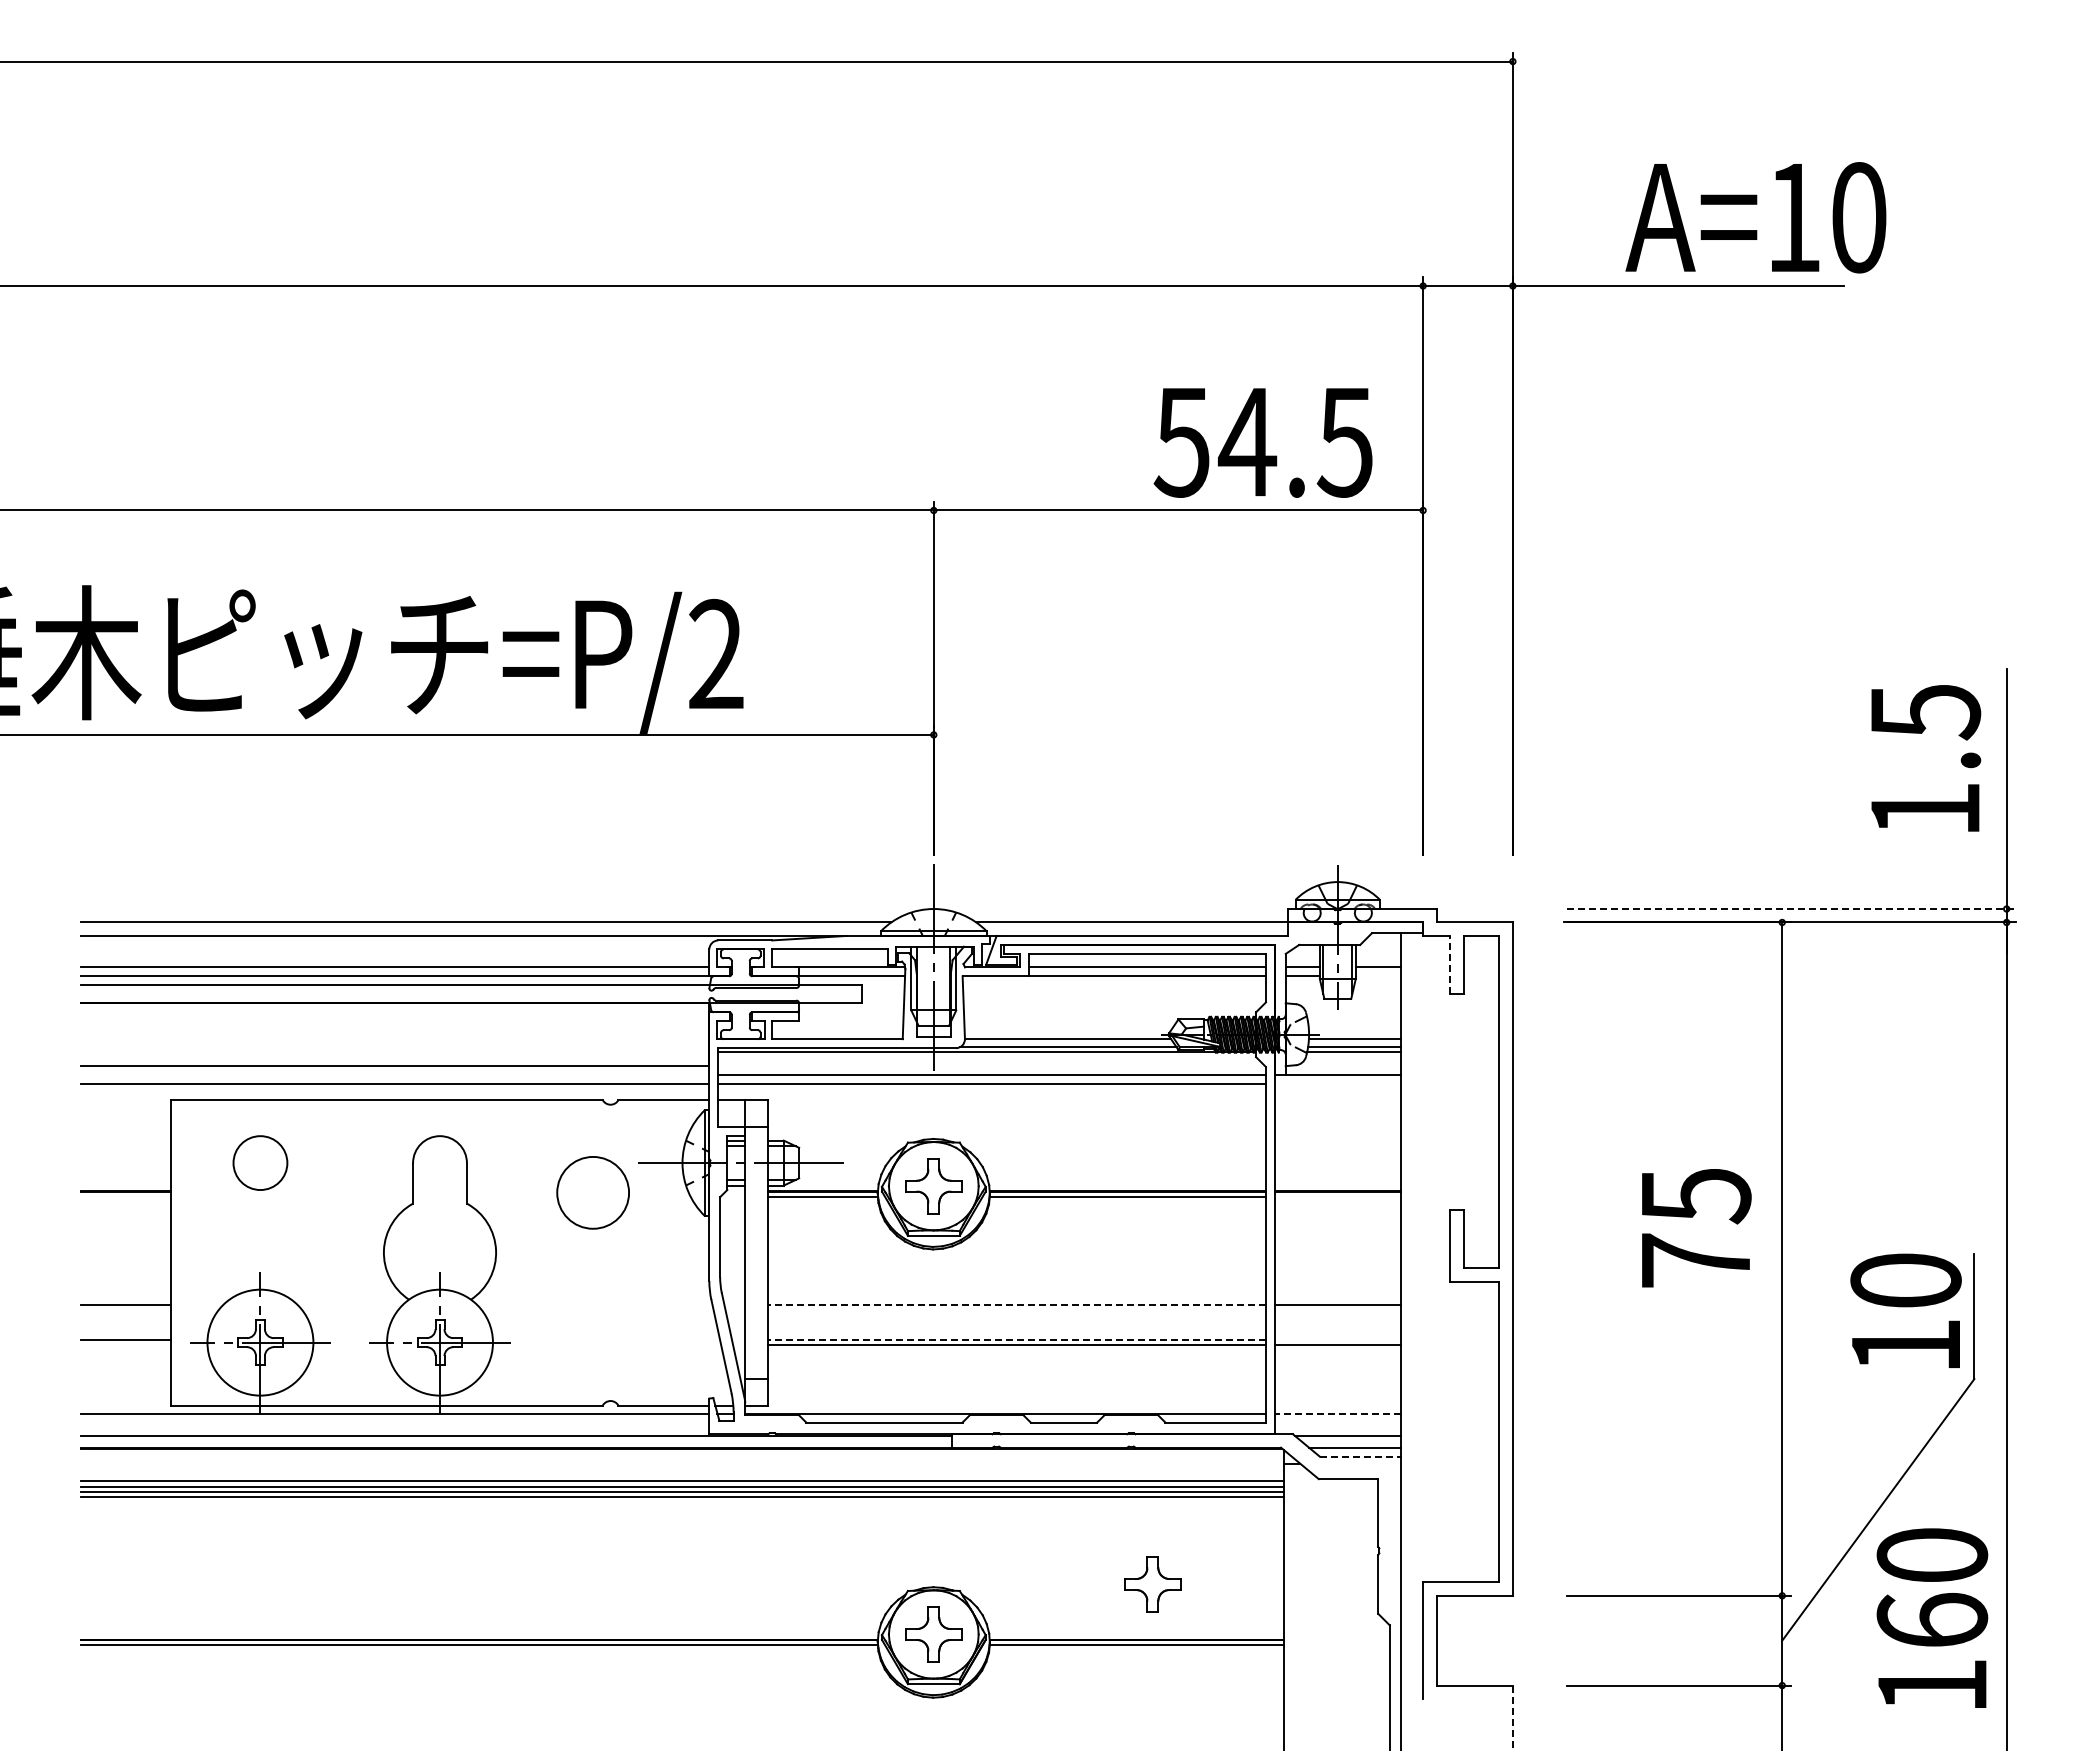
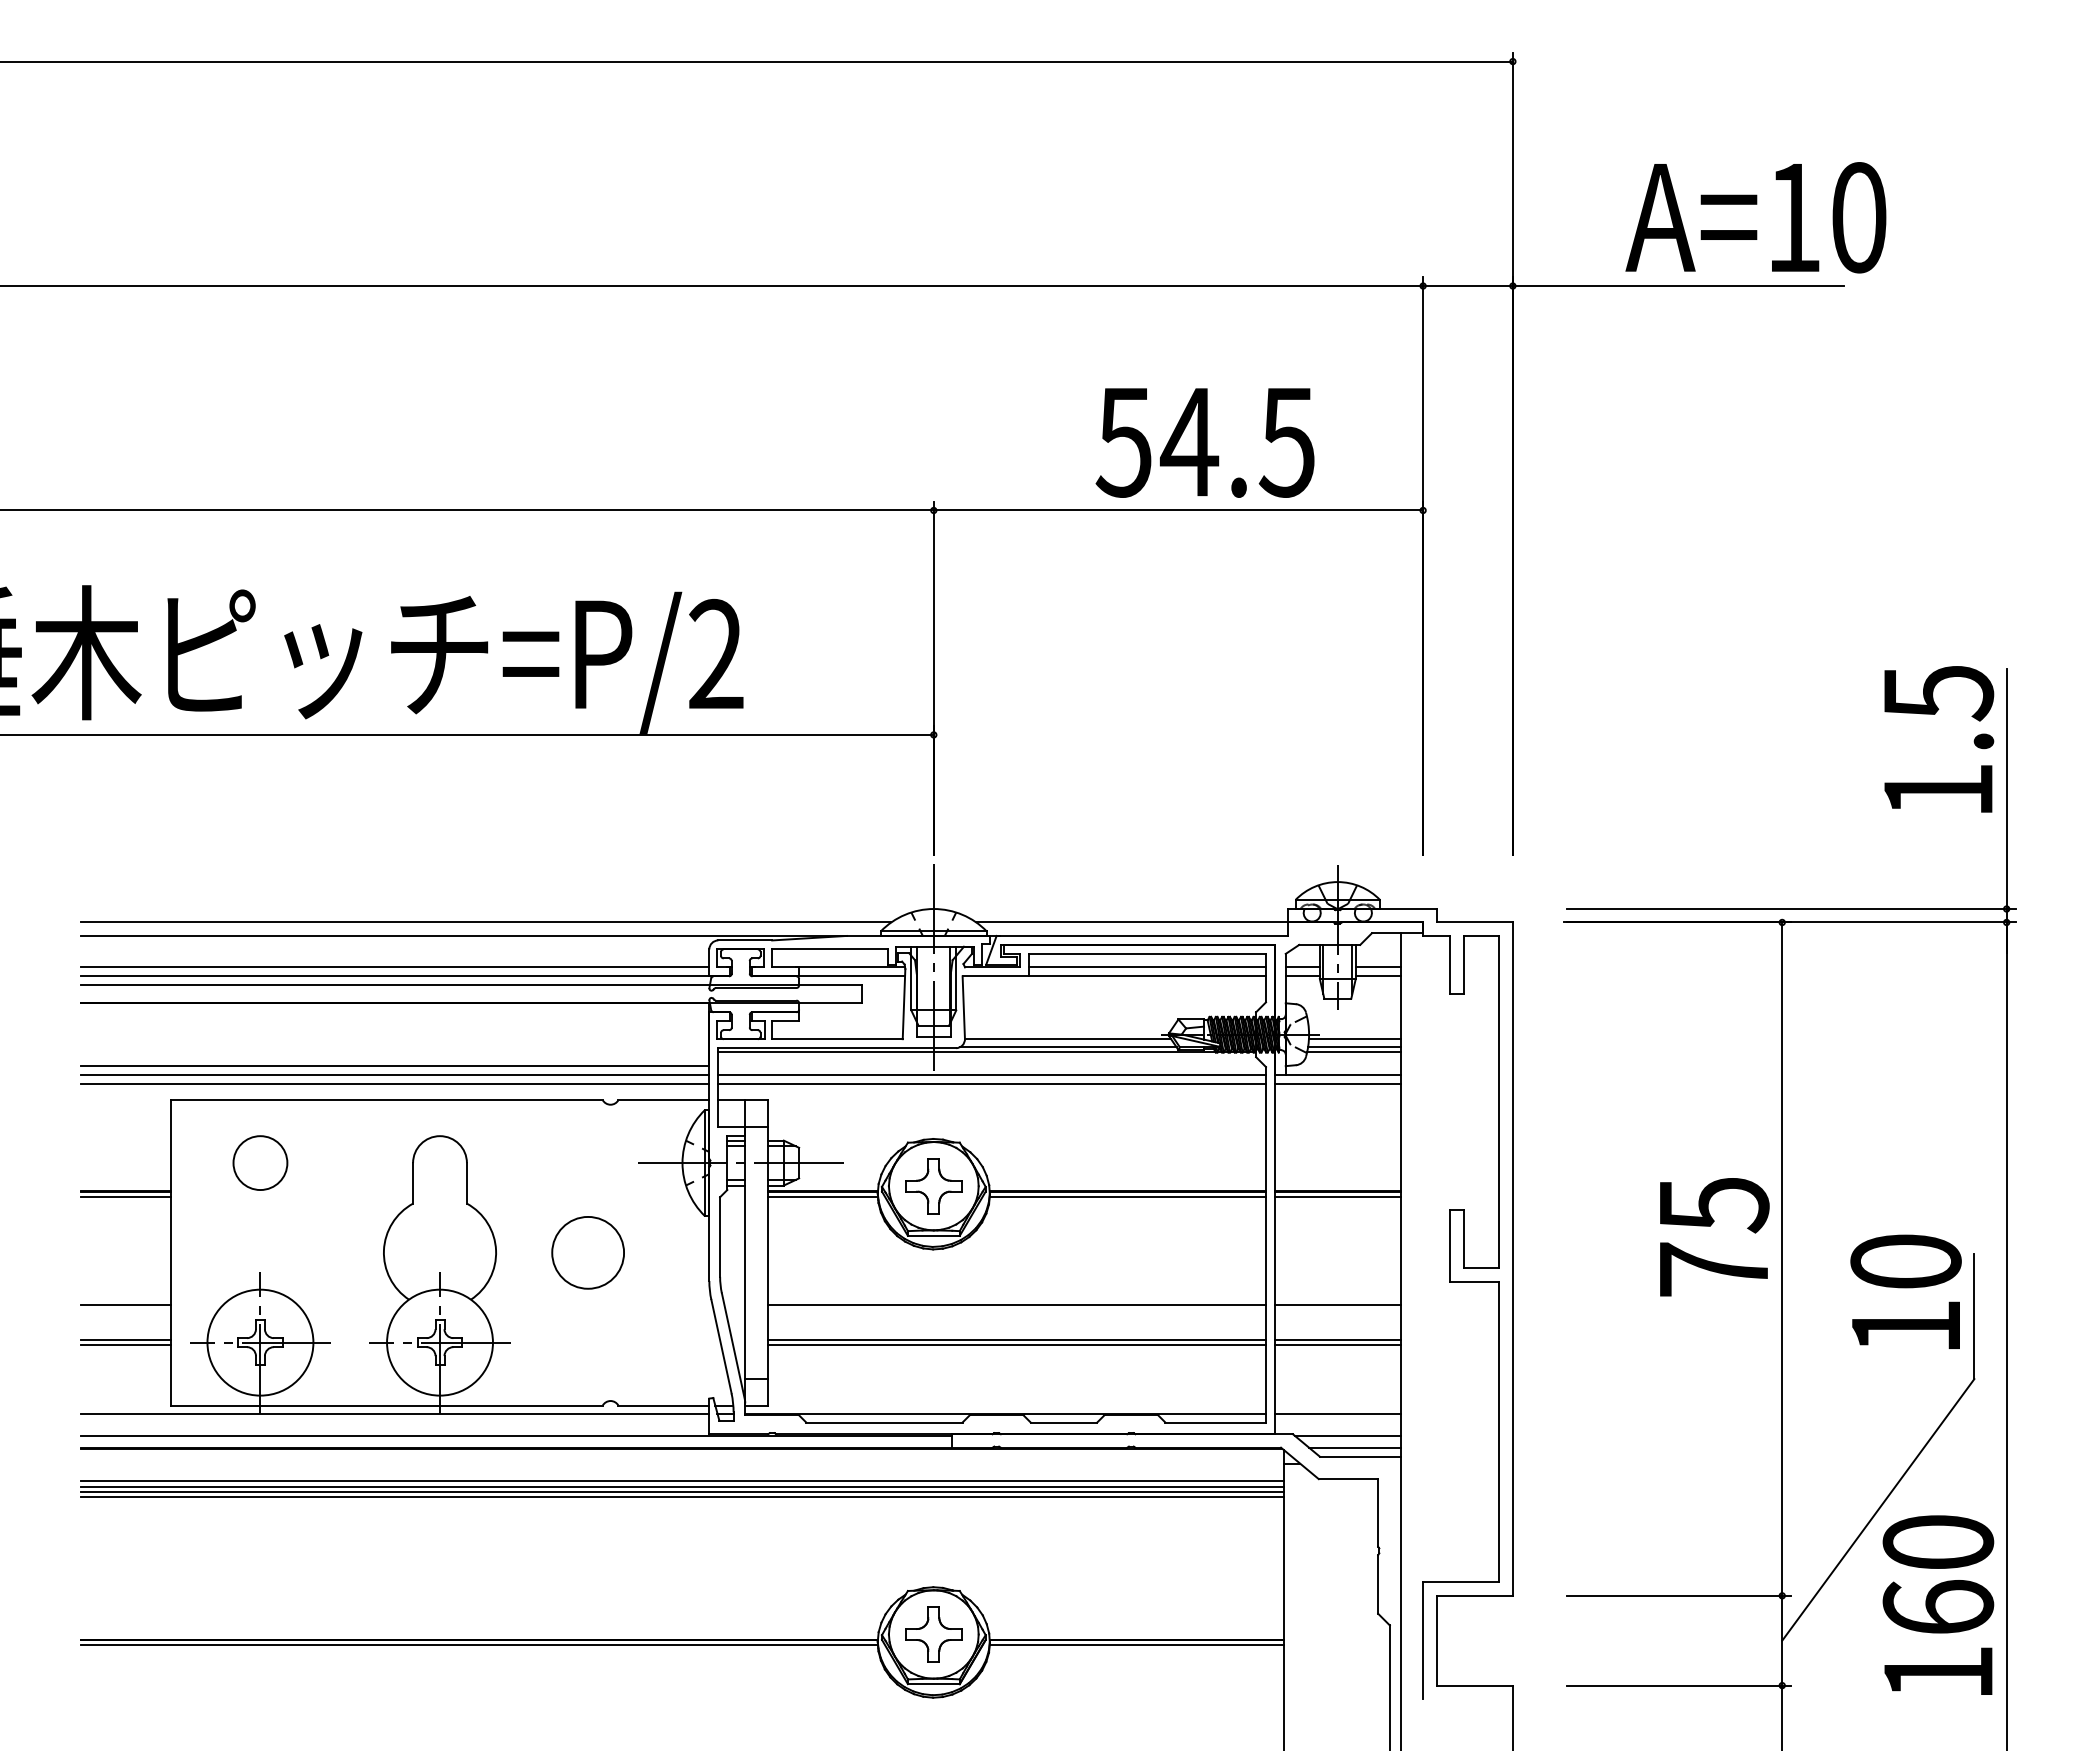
text position: (1262, 442) -> (1204, 442) (1204, 442)
text position: (1926, 758) -> (1939, 739) (1939, 739)
line: dashed -> solid (1791, 909)
line: dashed -> solid (1450, 964)
line: none -> present (1377, 976)
line: none -> present (394, 1075)
line: none -> present (1337, 1084)
circle position: (592, 1192) -> (587, 1252) (587, 1252)
line: none -> present (125, 1196)
line: none -> present (1337, 1196)
text position: (1696, 1228) -> (1714, 1237) (1714, 1237)
line: dashed -> solid (1016, 1304)
text position: (1905, 1310) -> (1905, 1291) (1905, 1291)
line: dashed -> solid (1016, 1339)
line: none -> present (1337, 1339)
line: none -> present (125, 1345)
line: dashed -> solid (1337, 1413)
line: dashed -> solid (1360, 1456)
part: present -> none (1152, 1584)
text position: (1932, 1617) -> (1938, 1604) (1938, 1604)
line: dashed -> solid (1512, 1718)
